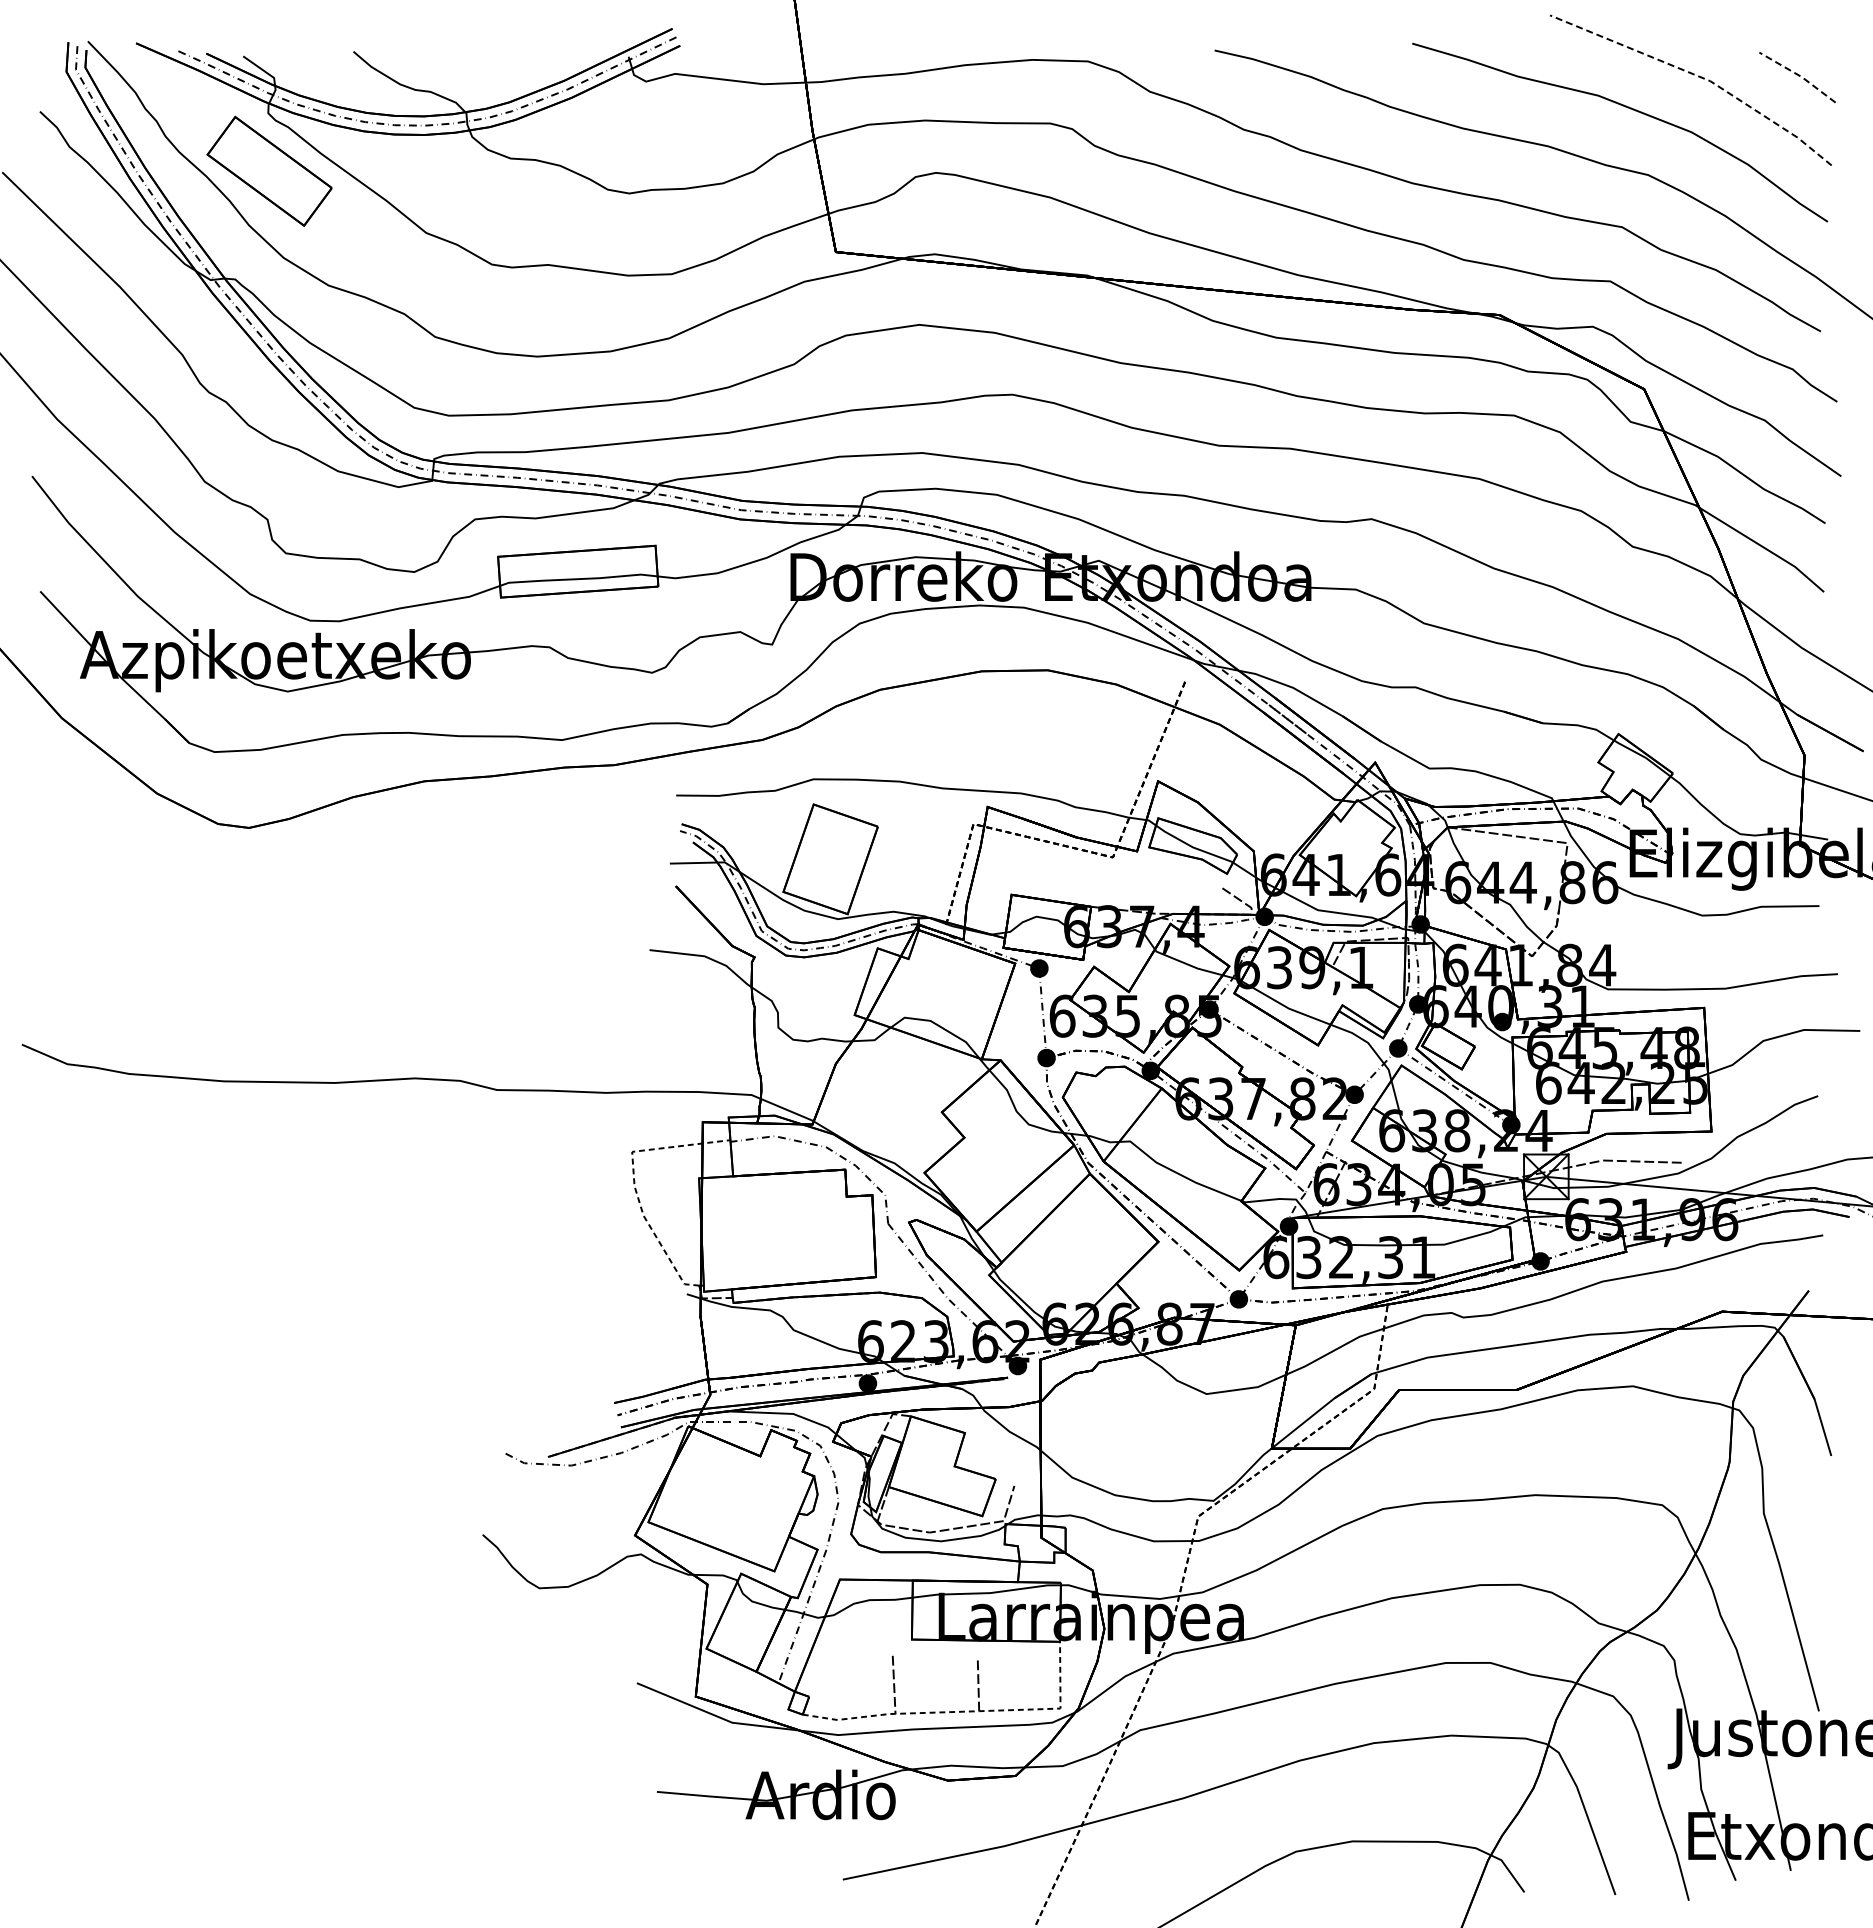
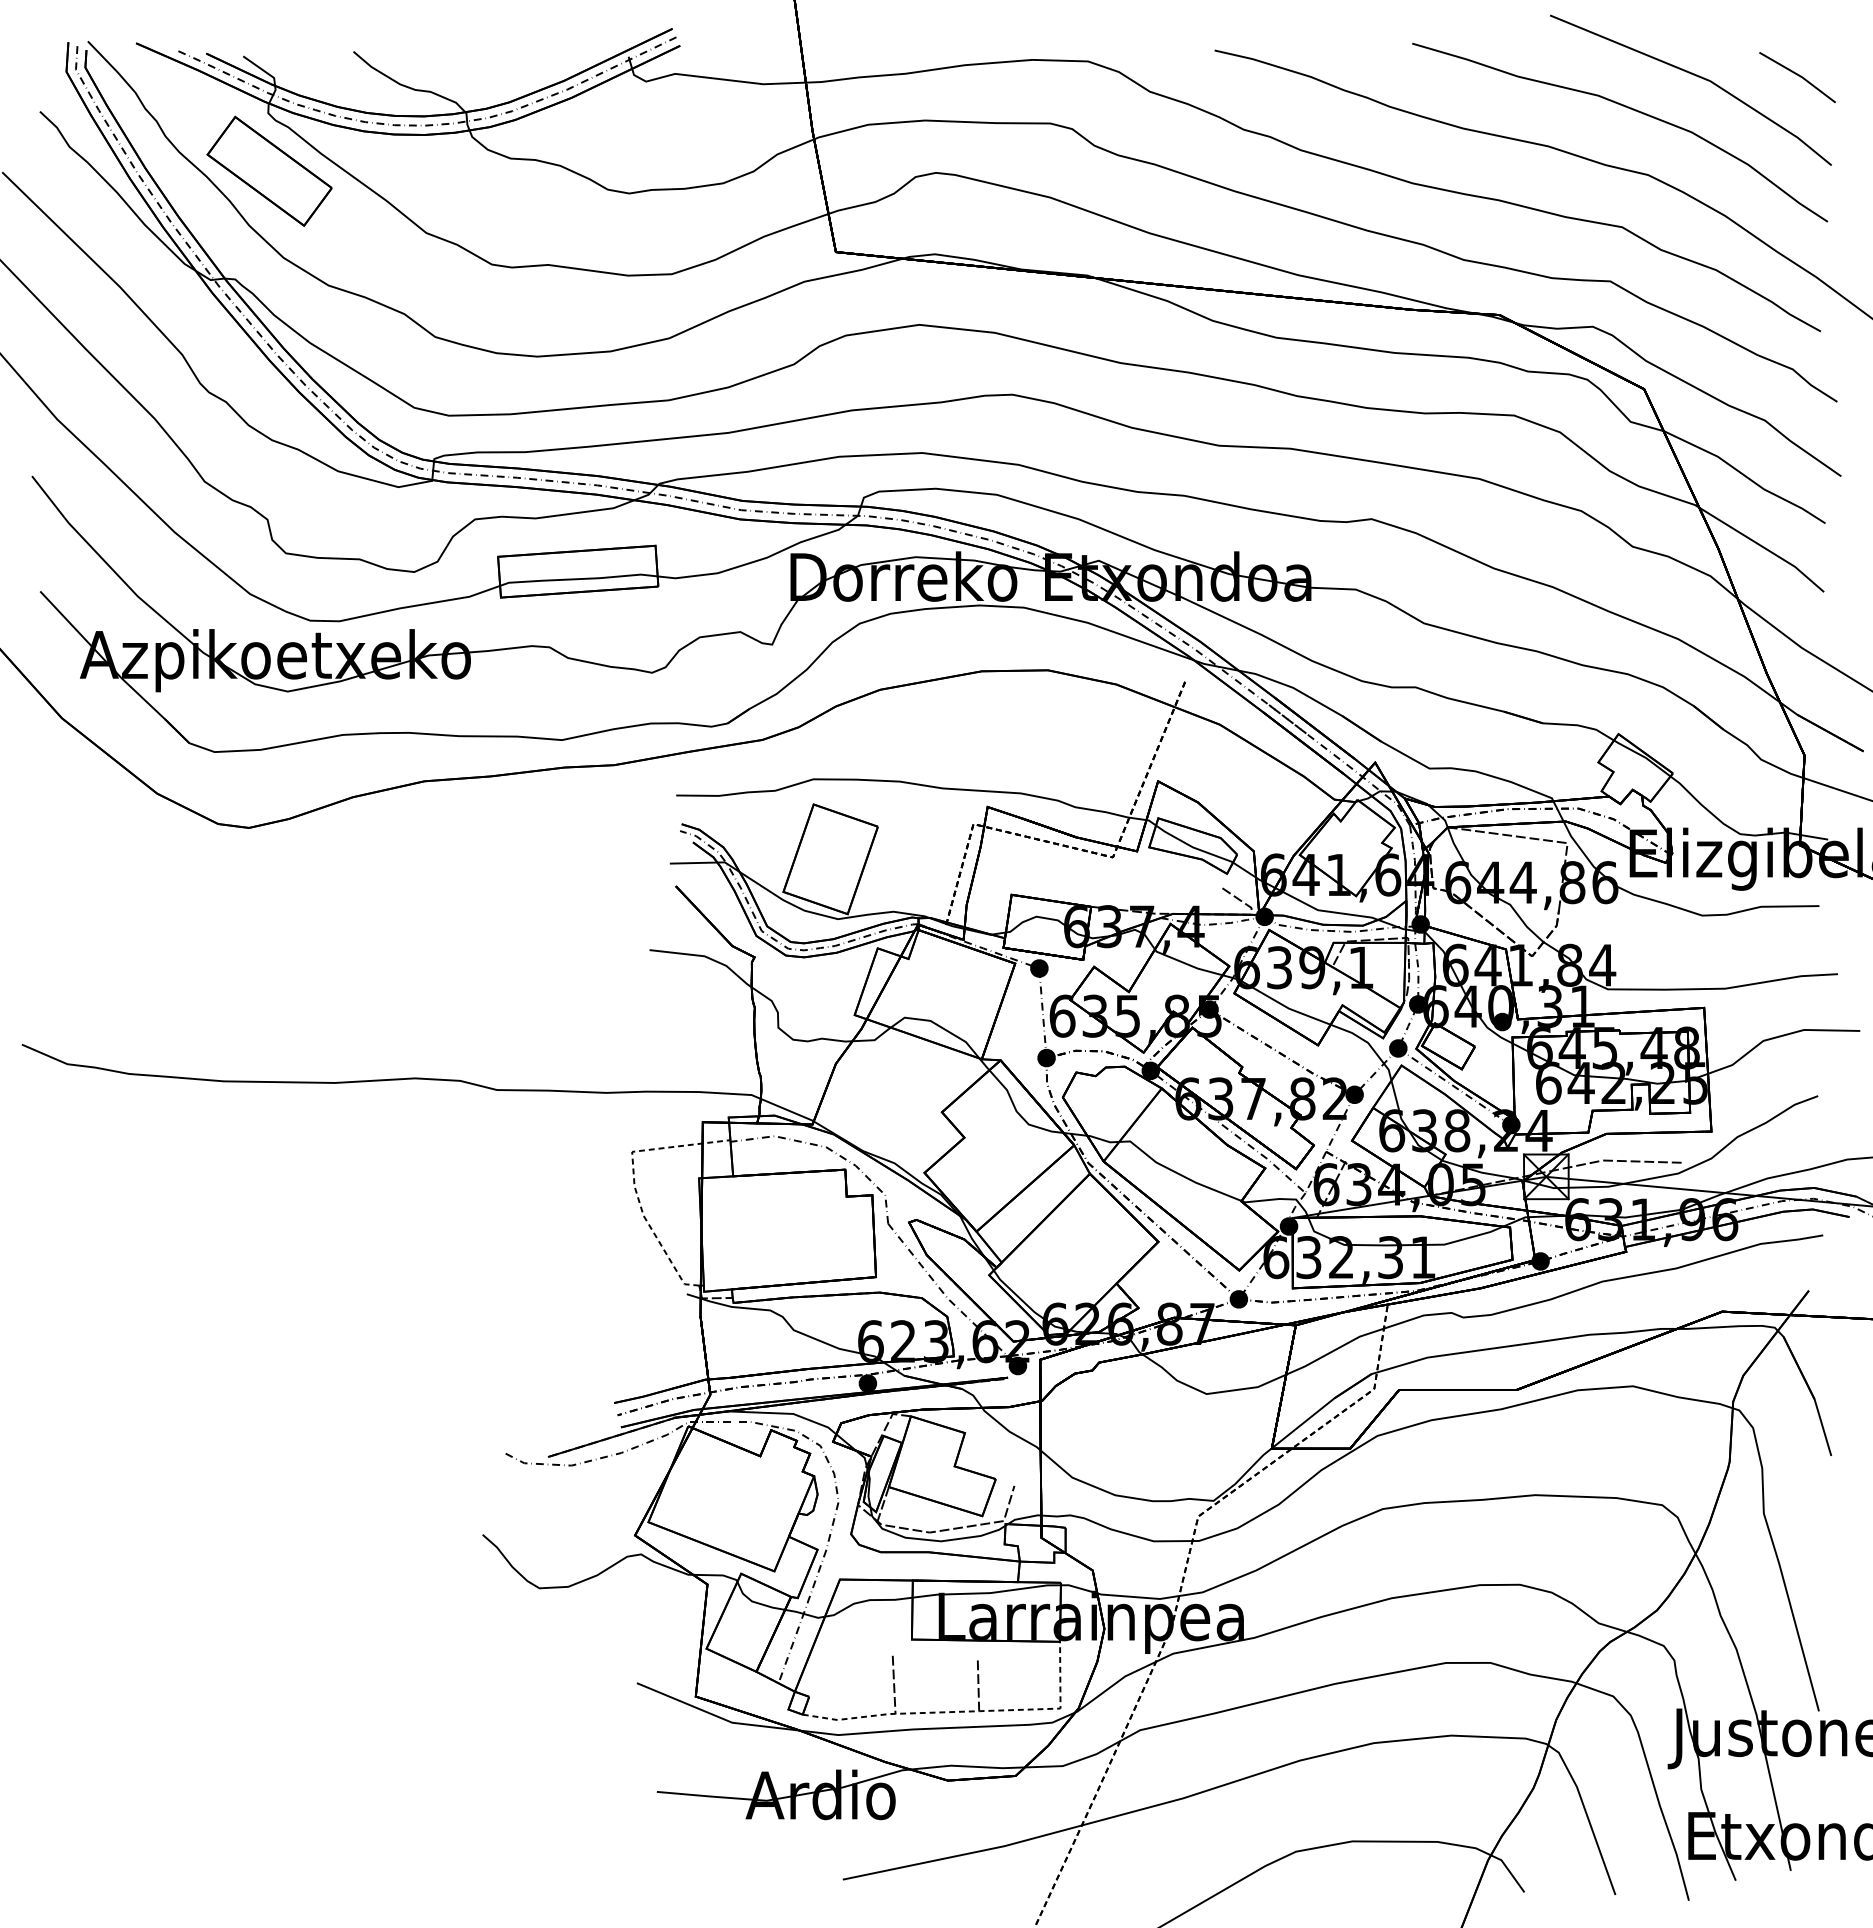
line: dashed -> solid (1798, 75)
line: dashed -> solid (1699, 76)
